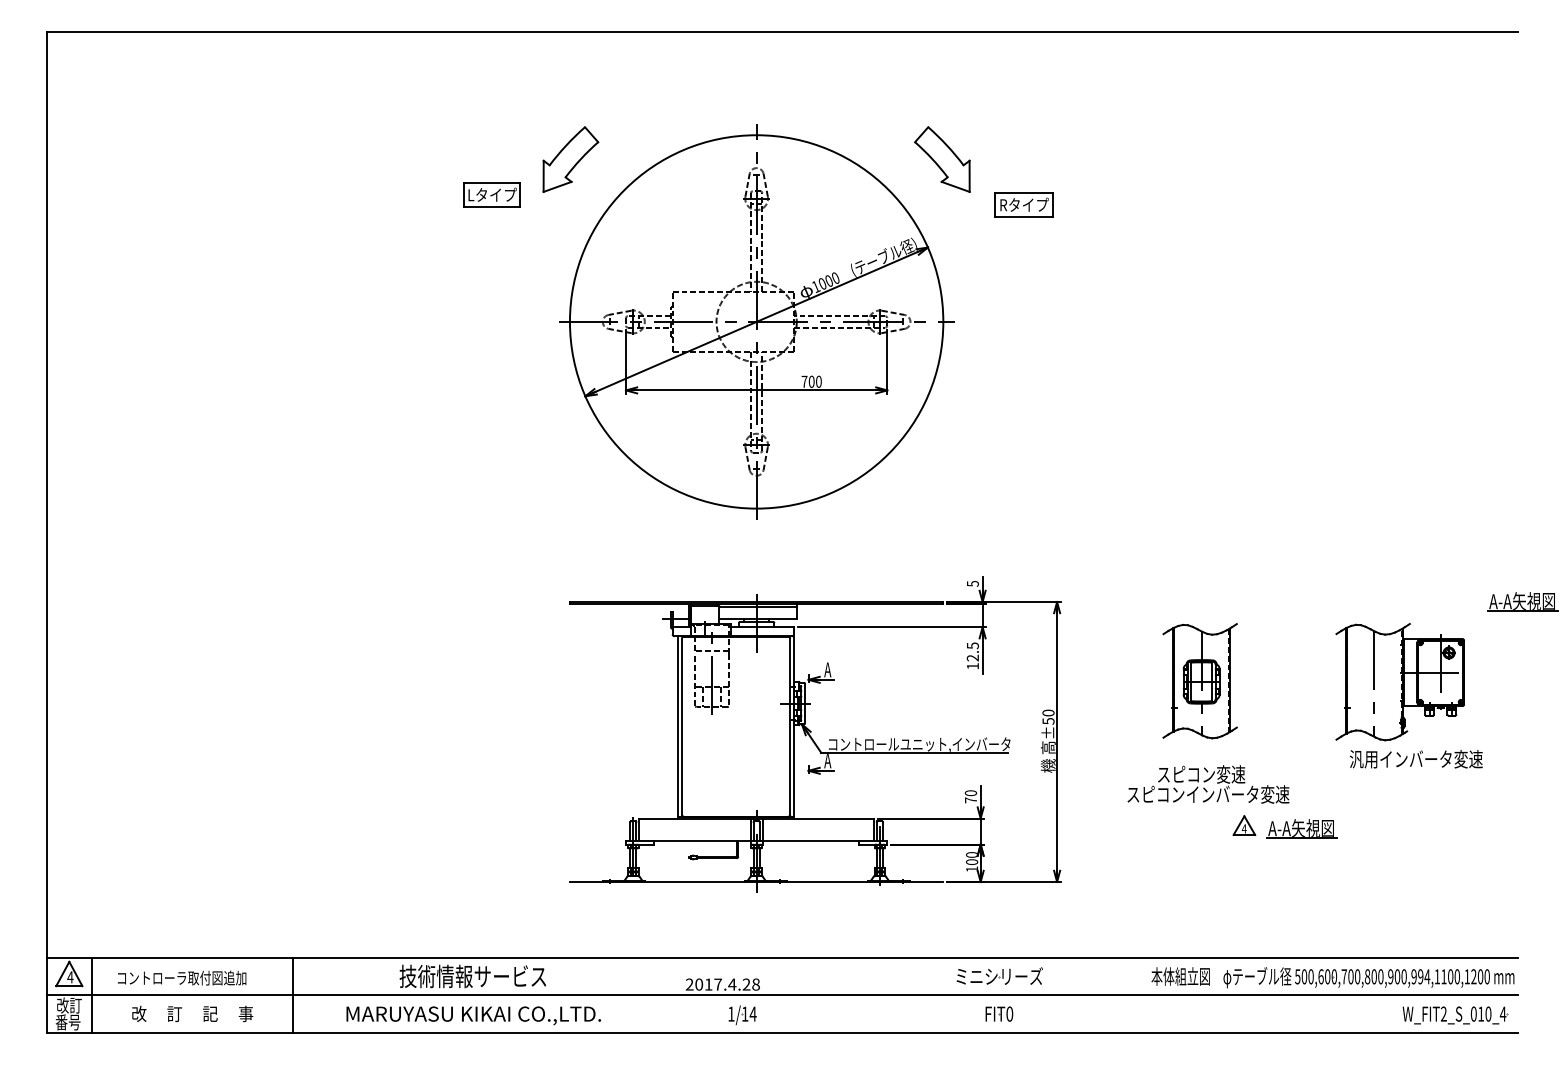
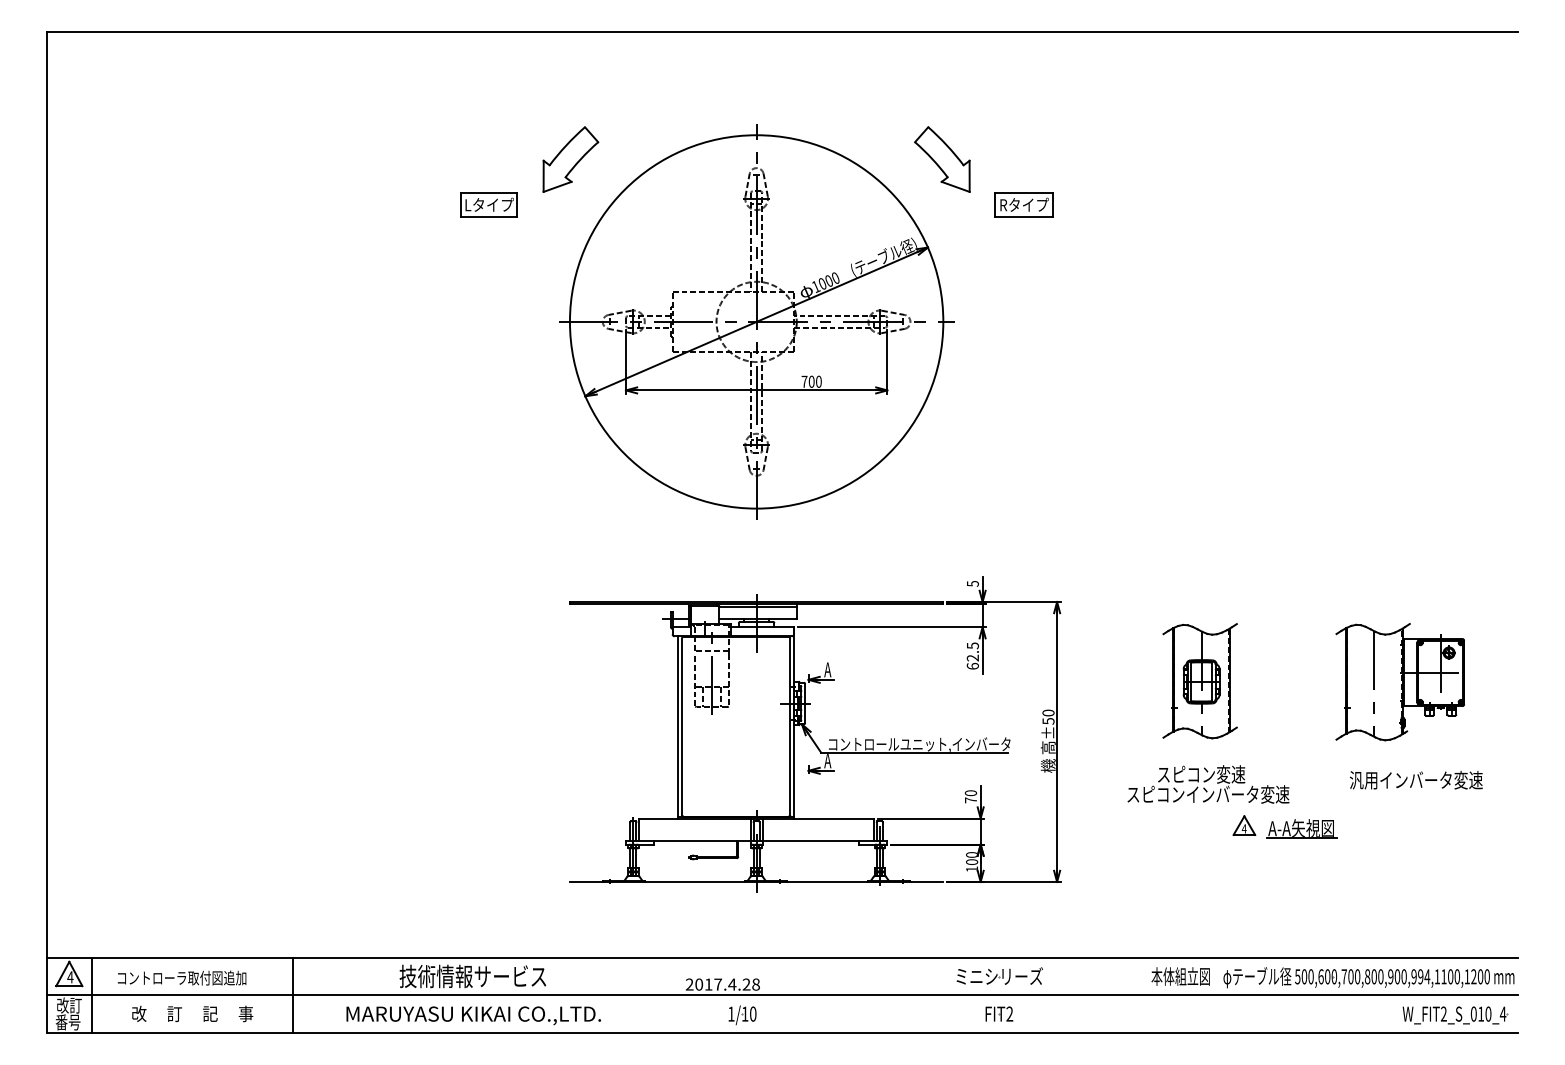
part position: (491, 194) -> (488, 204) (488, 204)
part: present -> none (1522, 601)
text: 12.5 -> 62.5 (972, 665)
text position: (1416, 759) -> (1416, 780) (1416, 780)
text: 1/14 -> 1/10 (752, 1013)
text: FIT0 -> FIT2 (1009, 1013)
